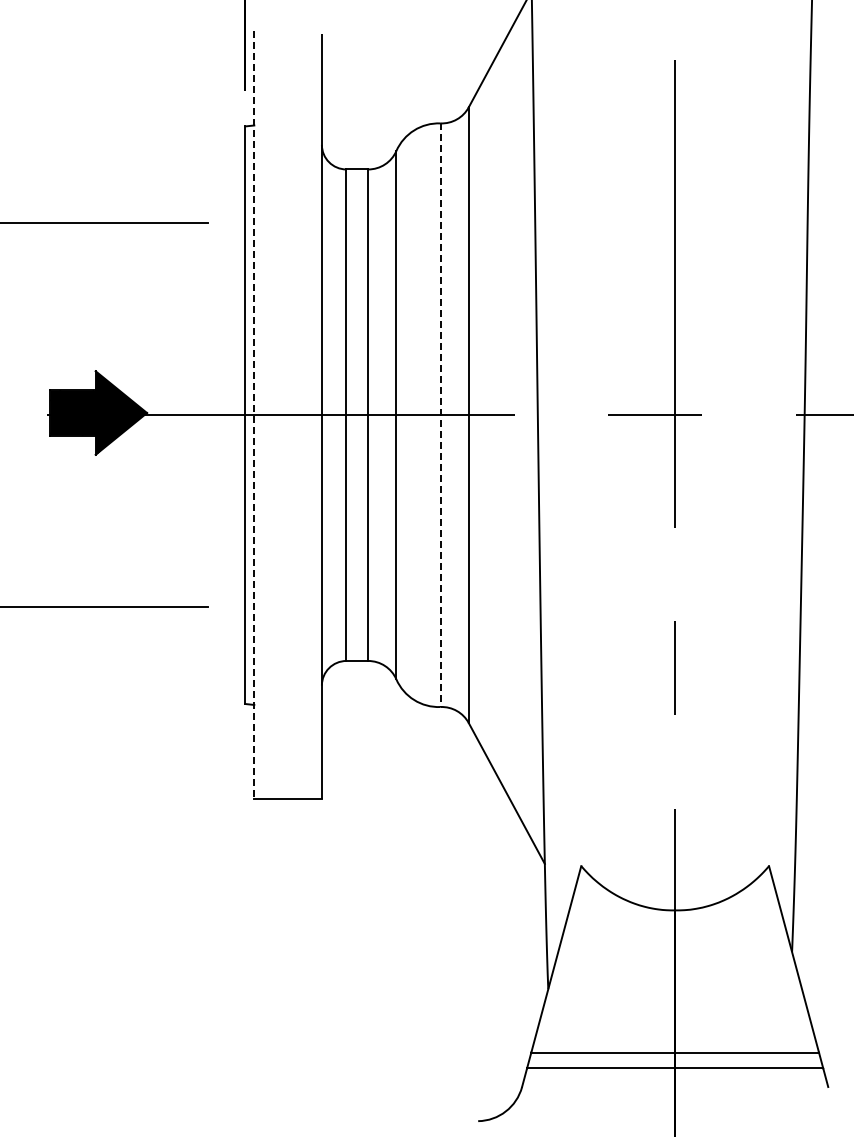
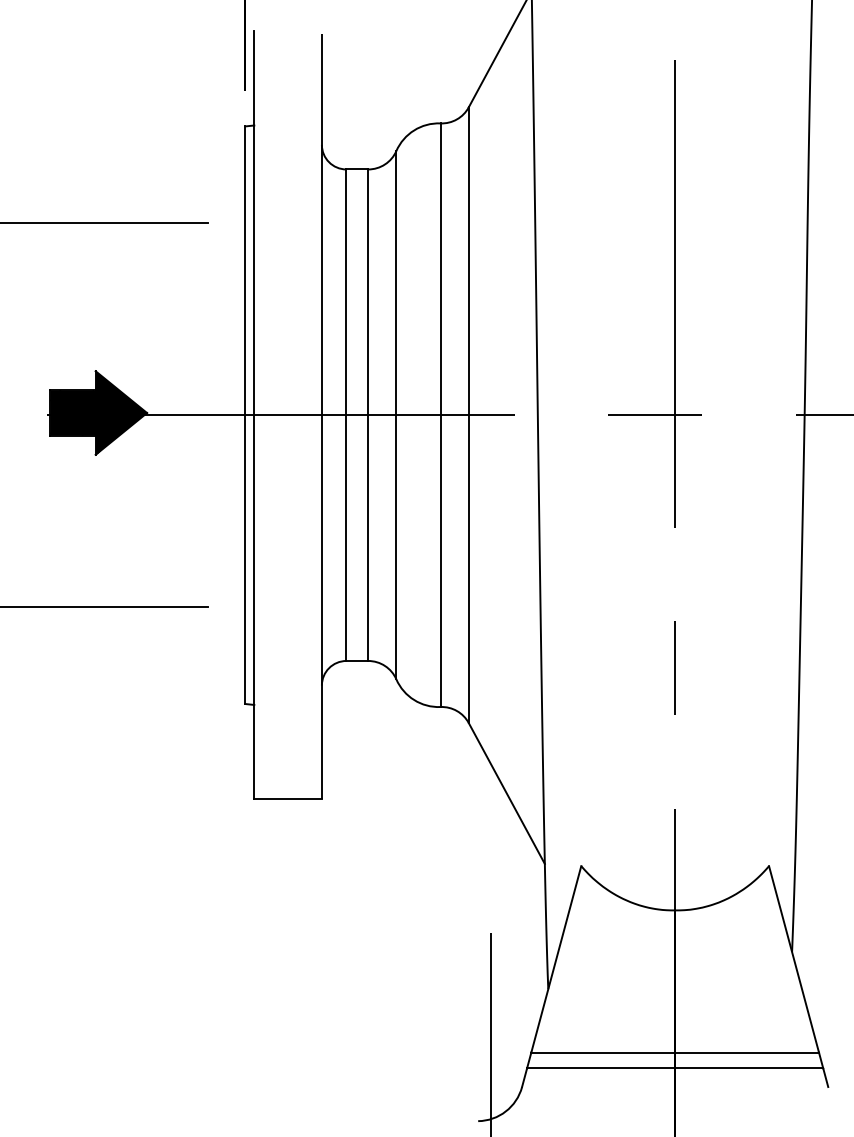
line: dashed -> solid (254, 415)
line: dashed -> solid (440, 415)
line: none -> present (490, 1032)
